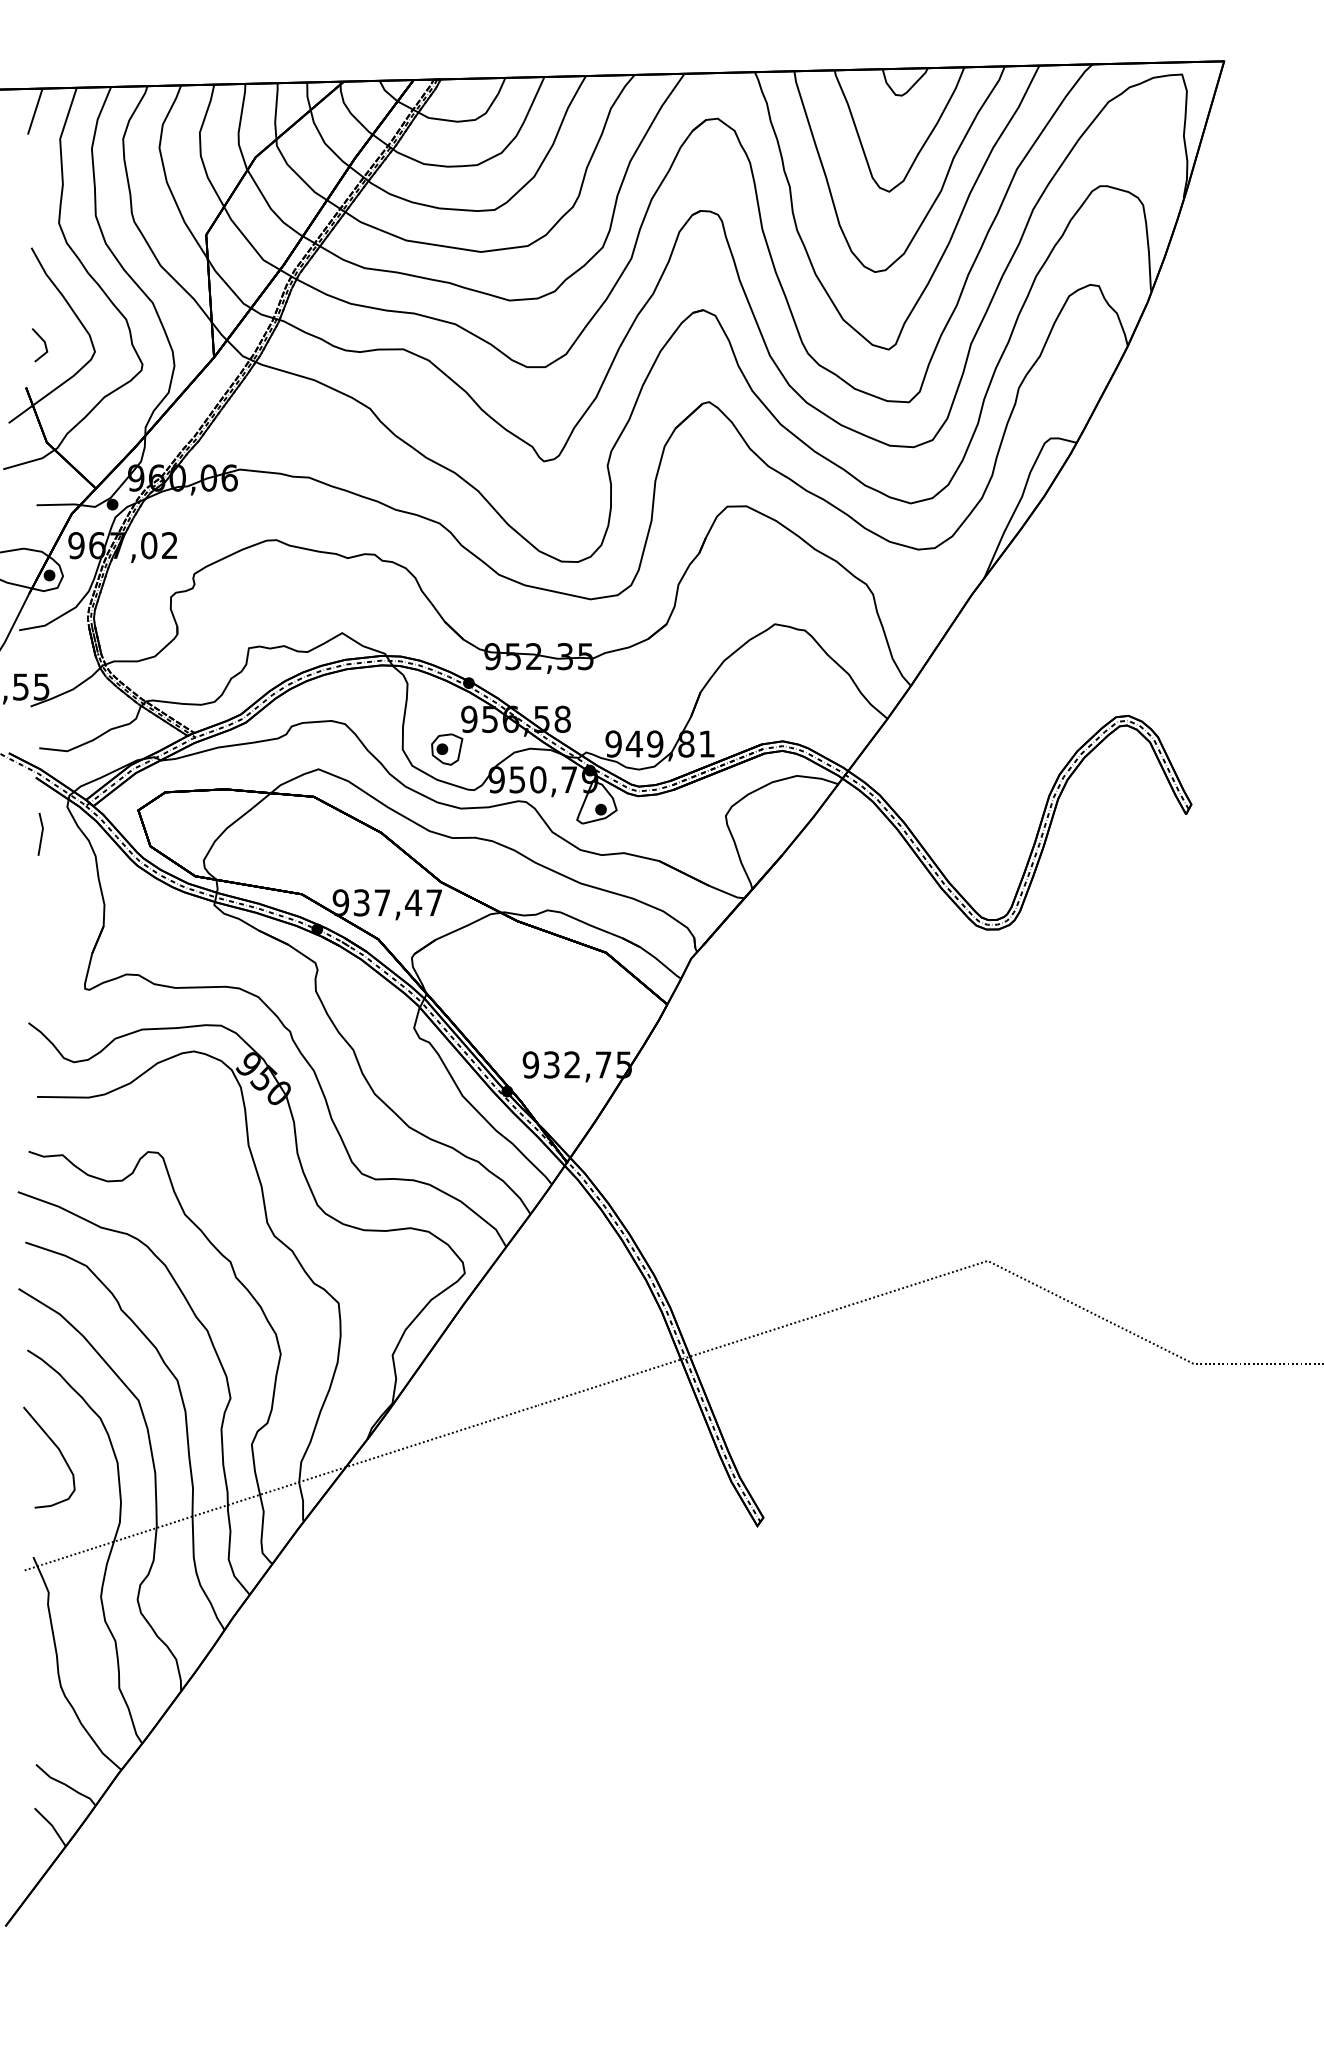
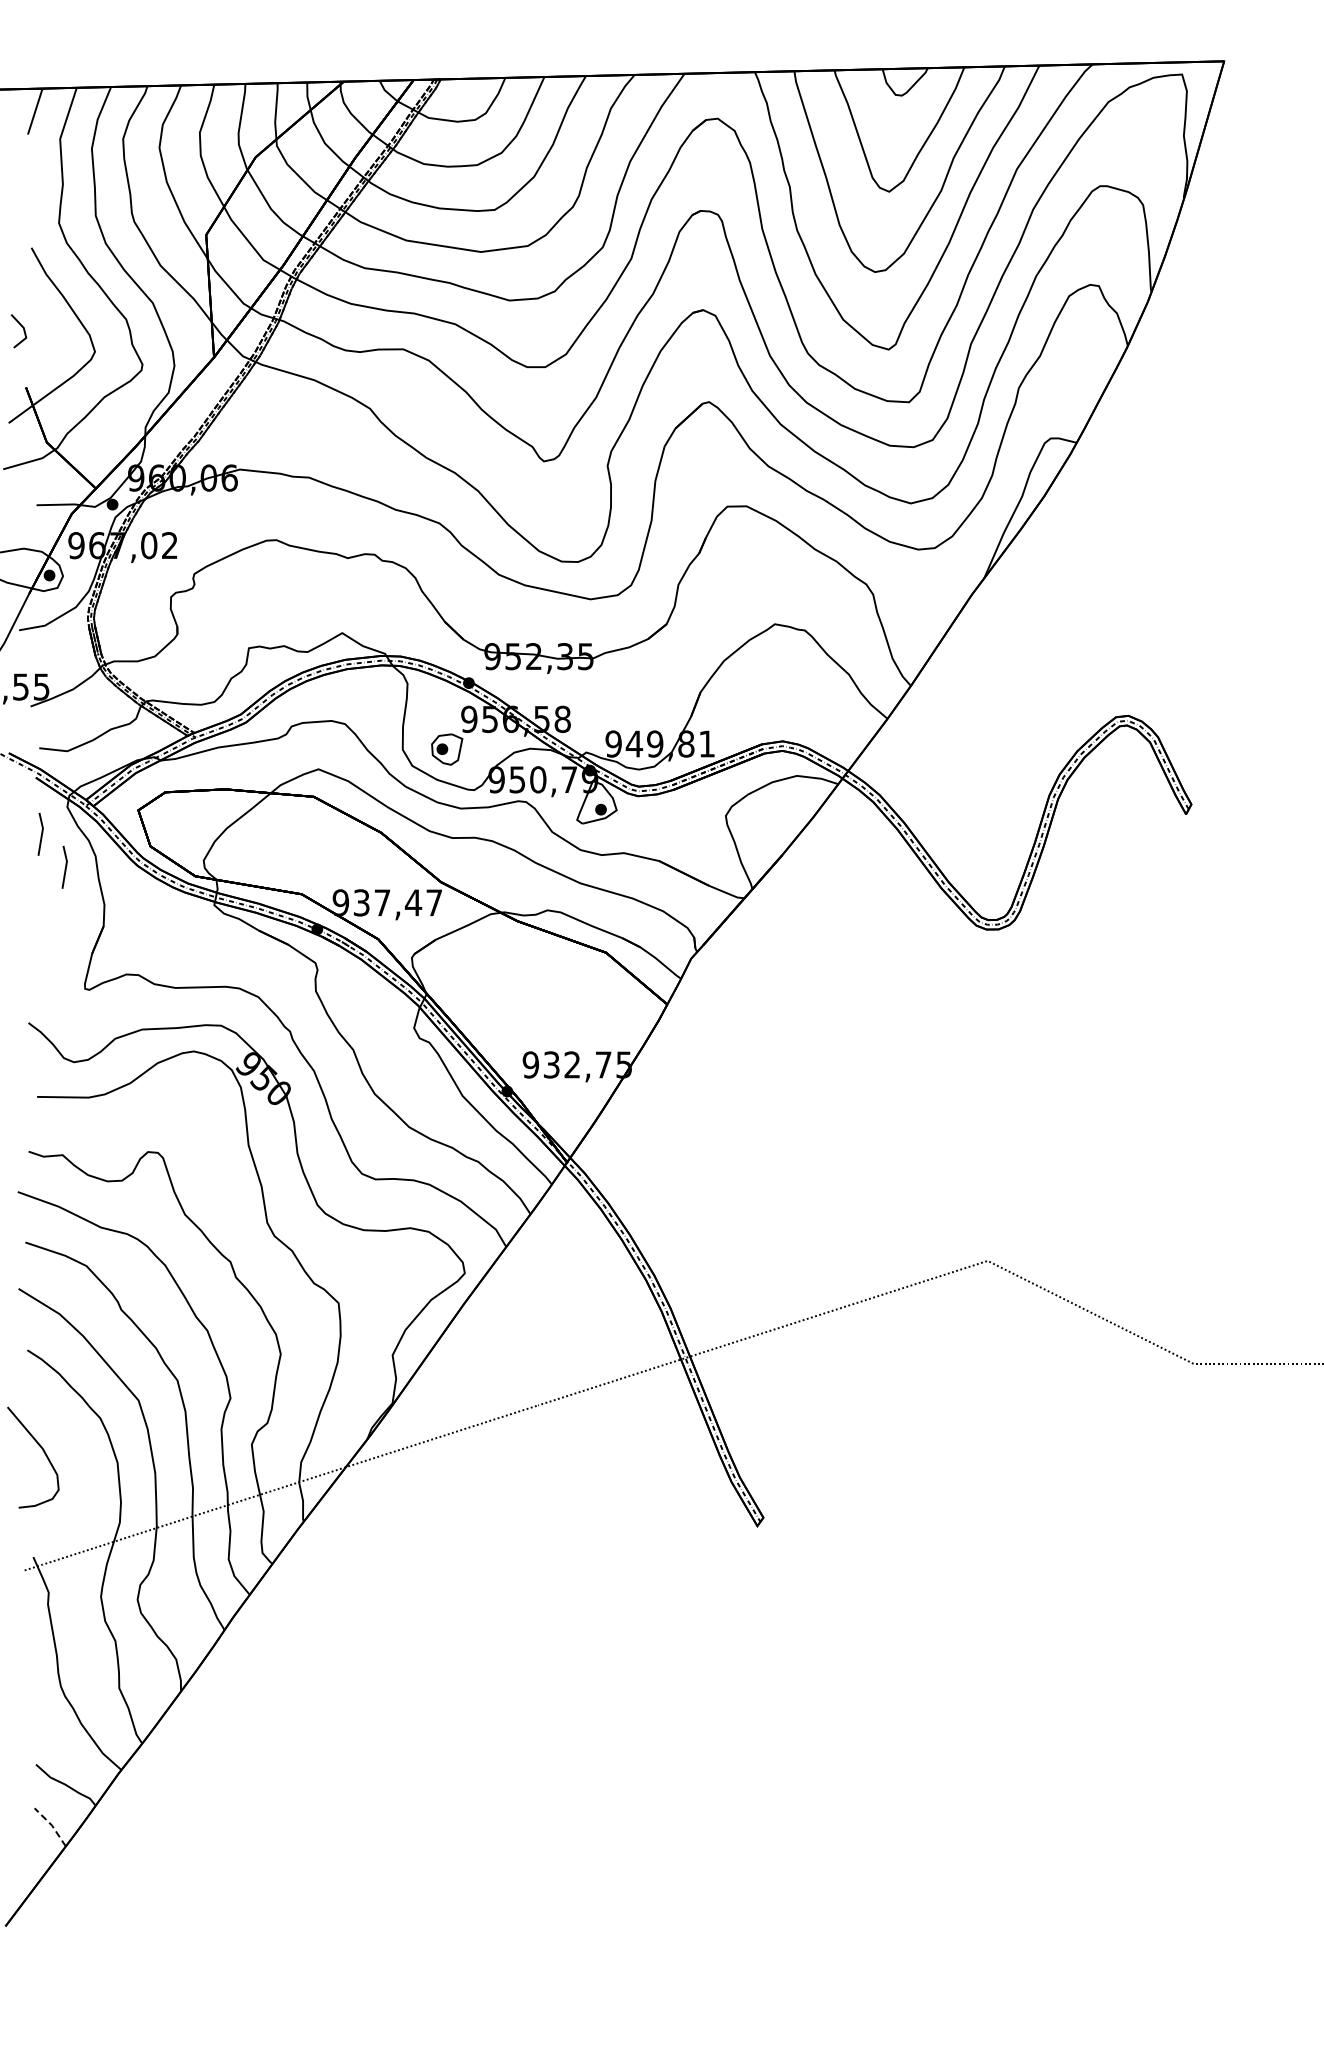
line position: (43, 342) -> (22, 328) (22, 328)
line: none -> present (65, 866)
curve position: (59, 1452) -> (43, 1452) (43, 1452)
line: solid -> dashed (51, 1825)
